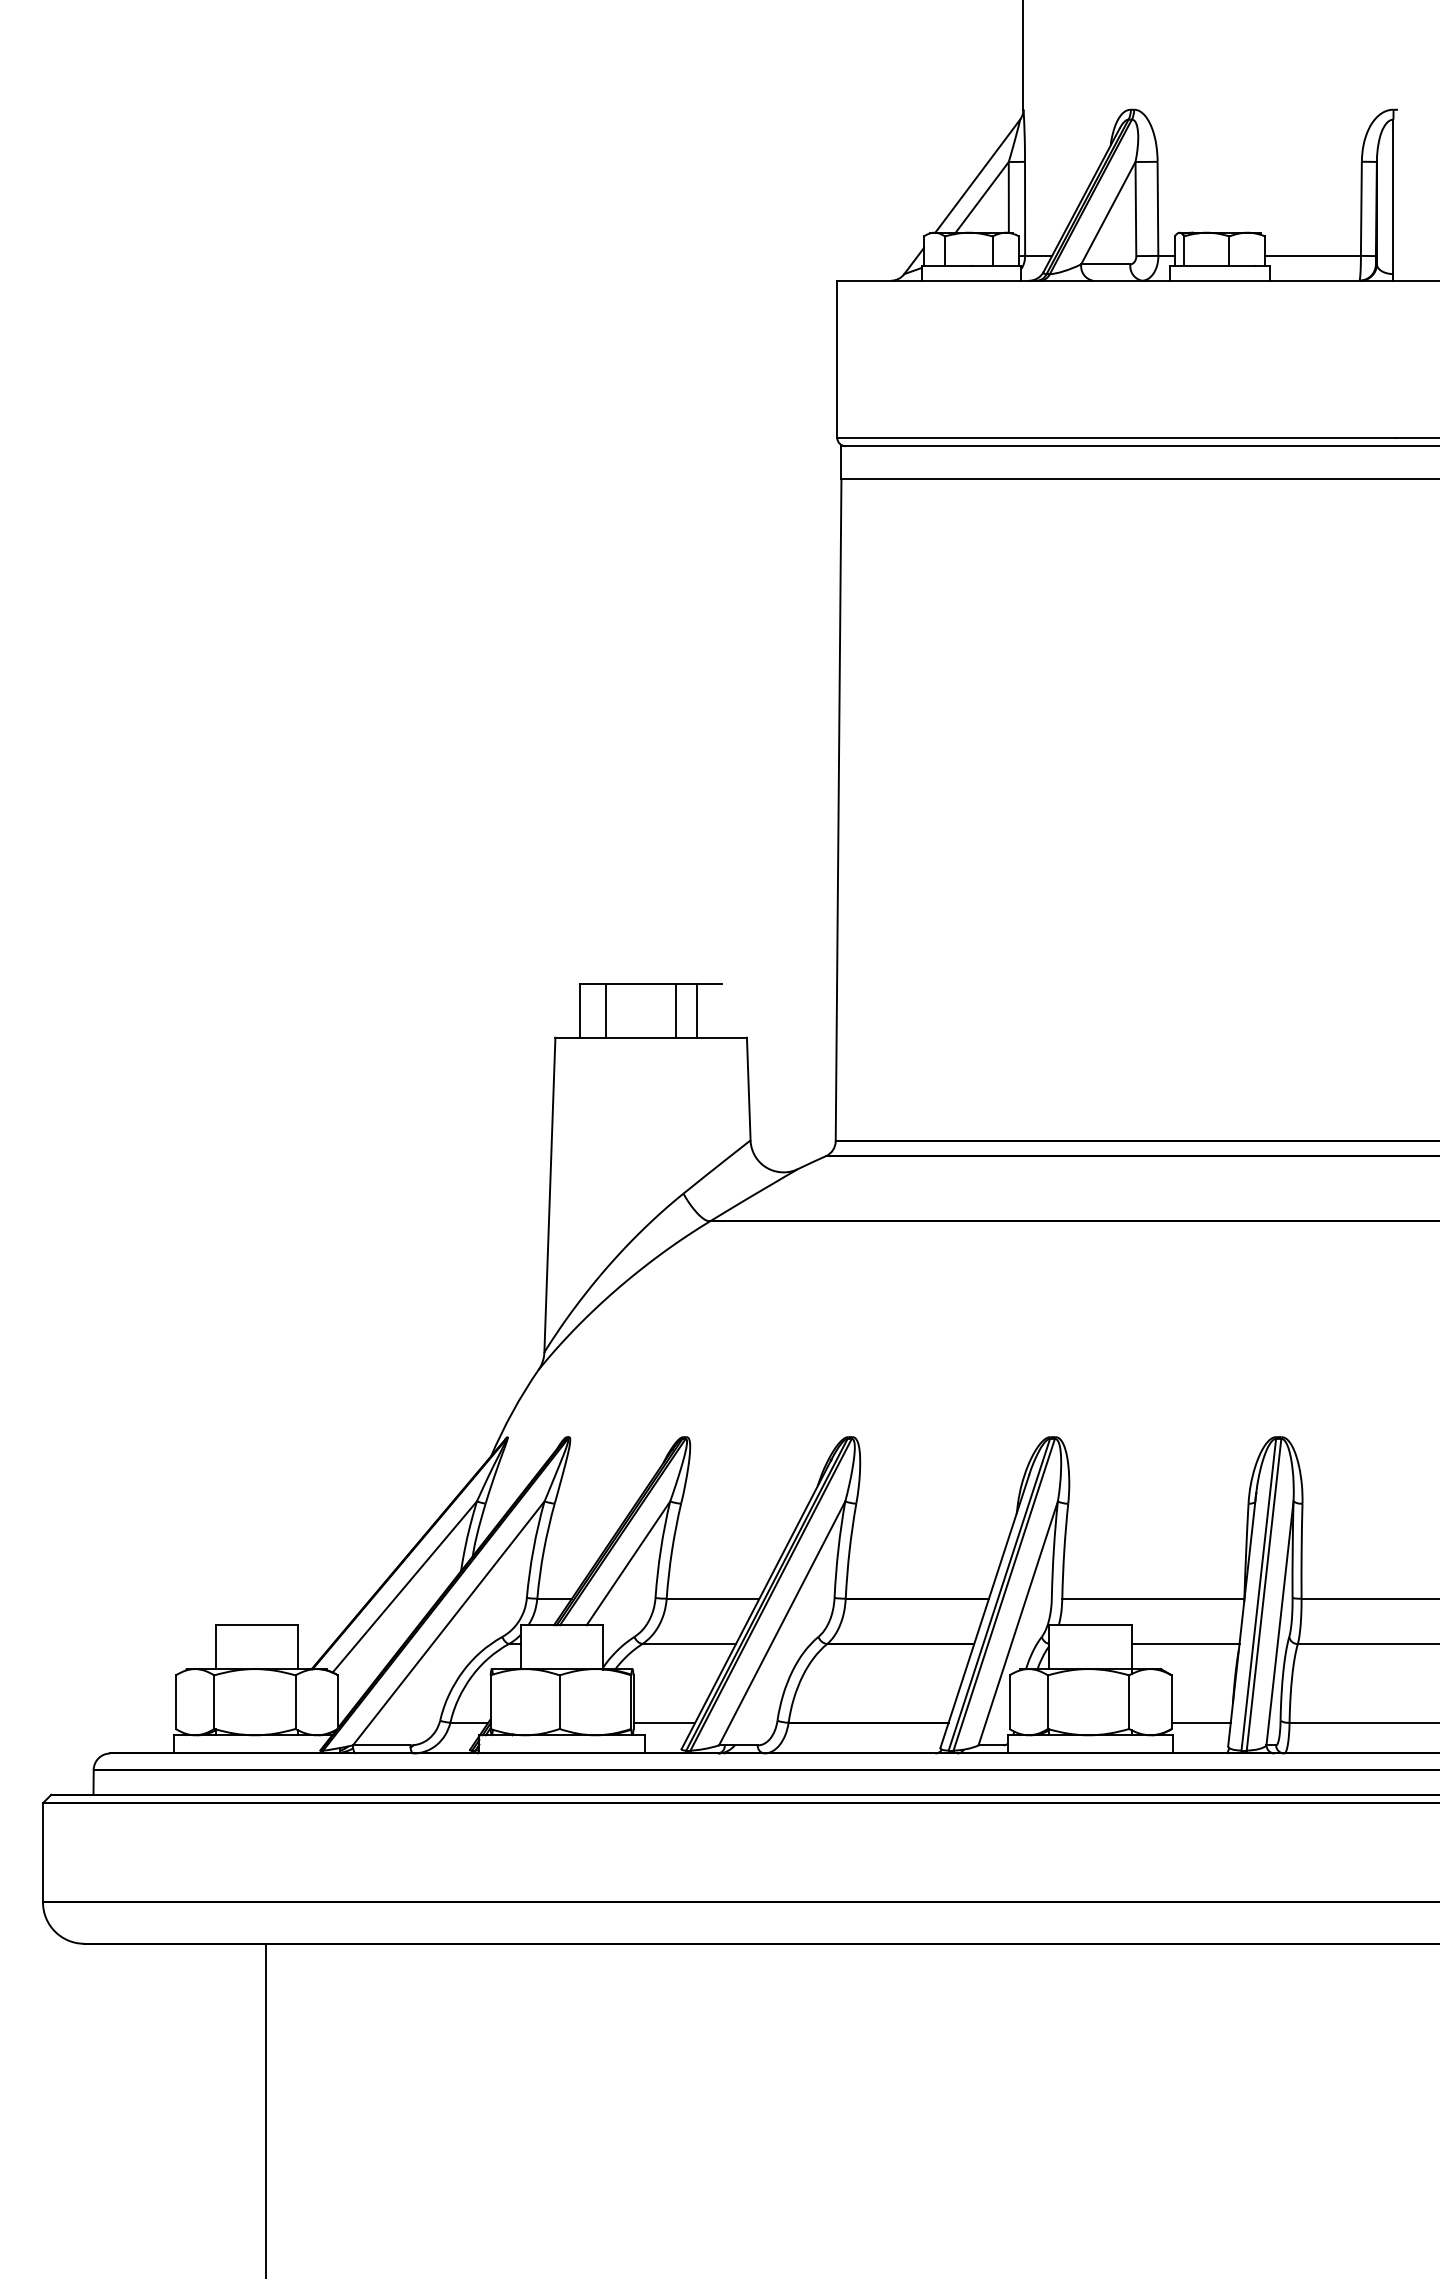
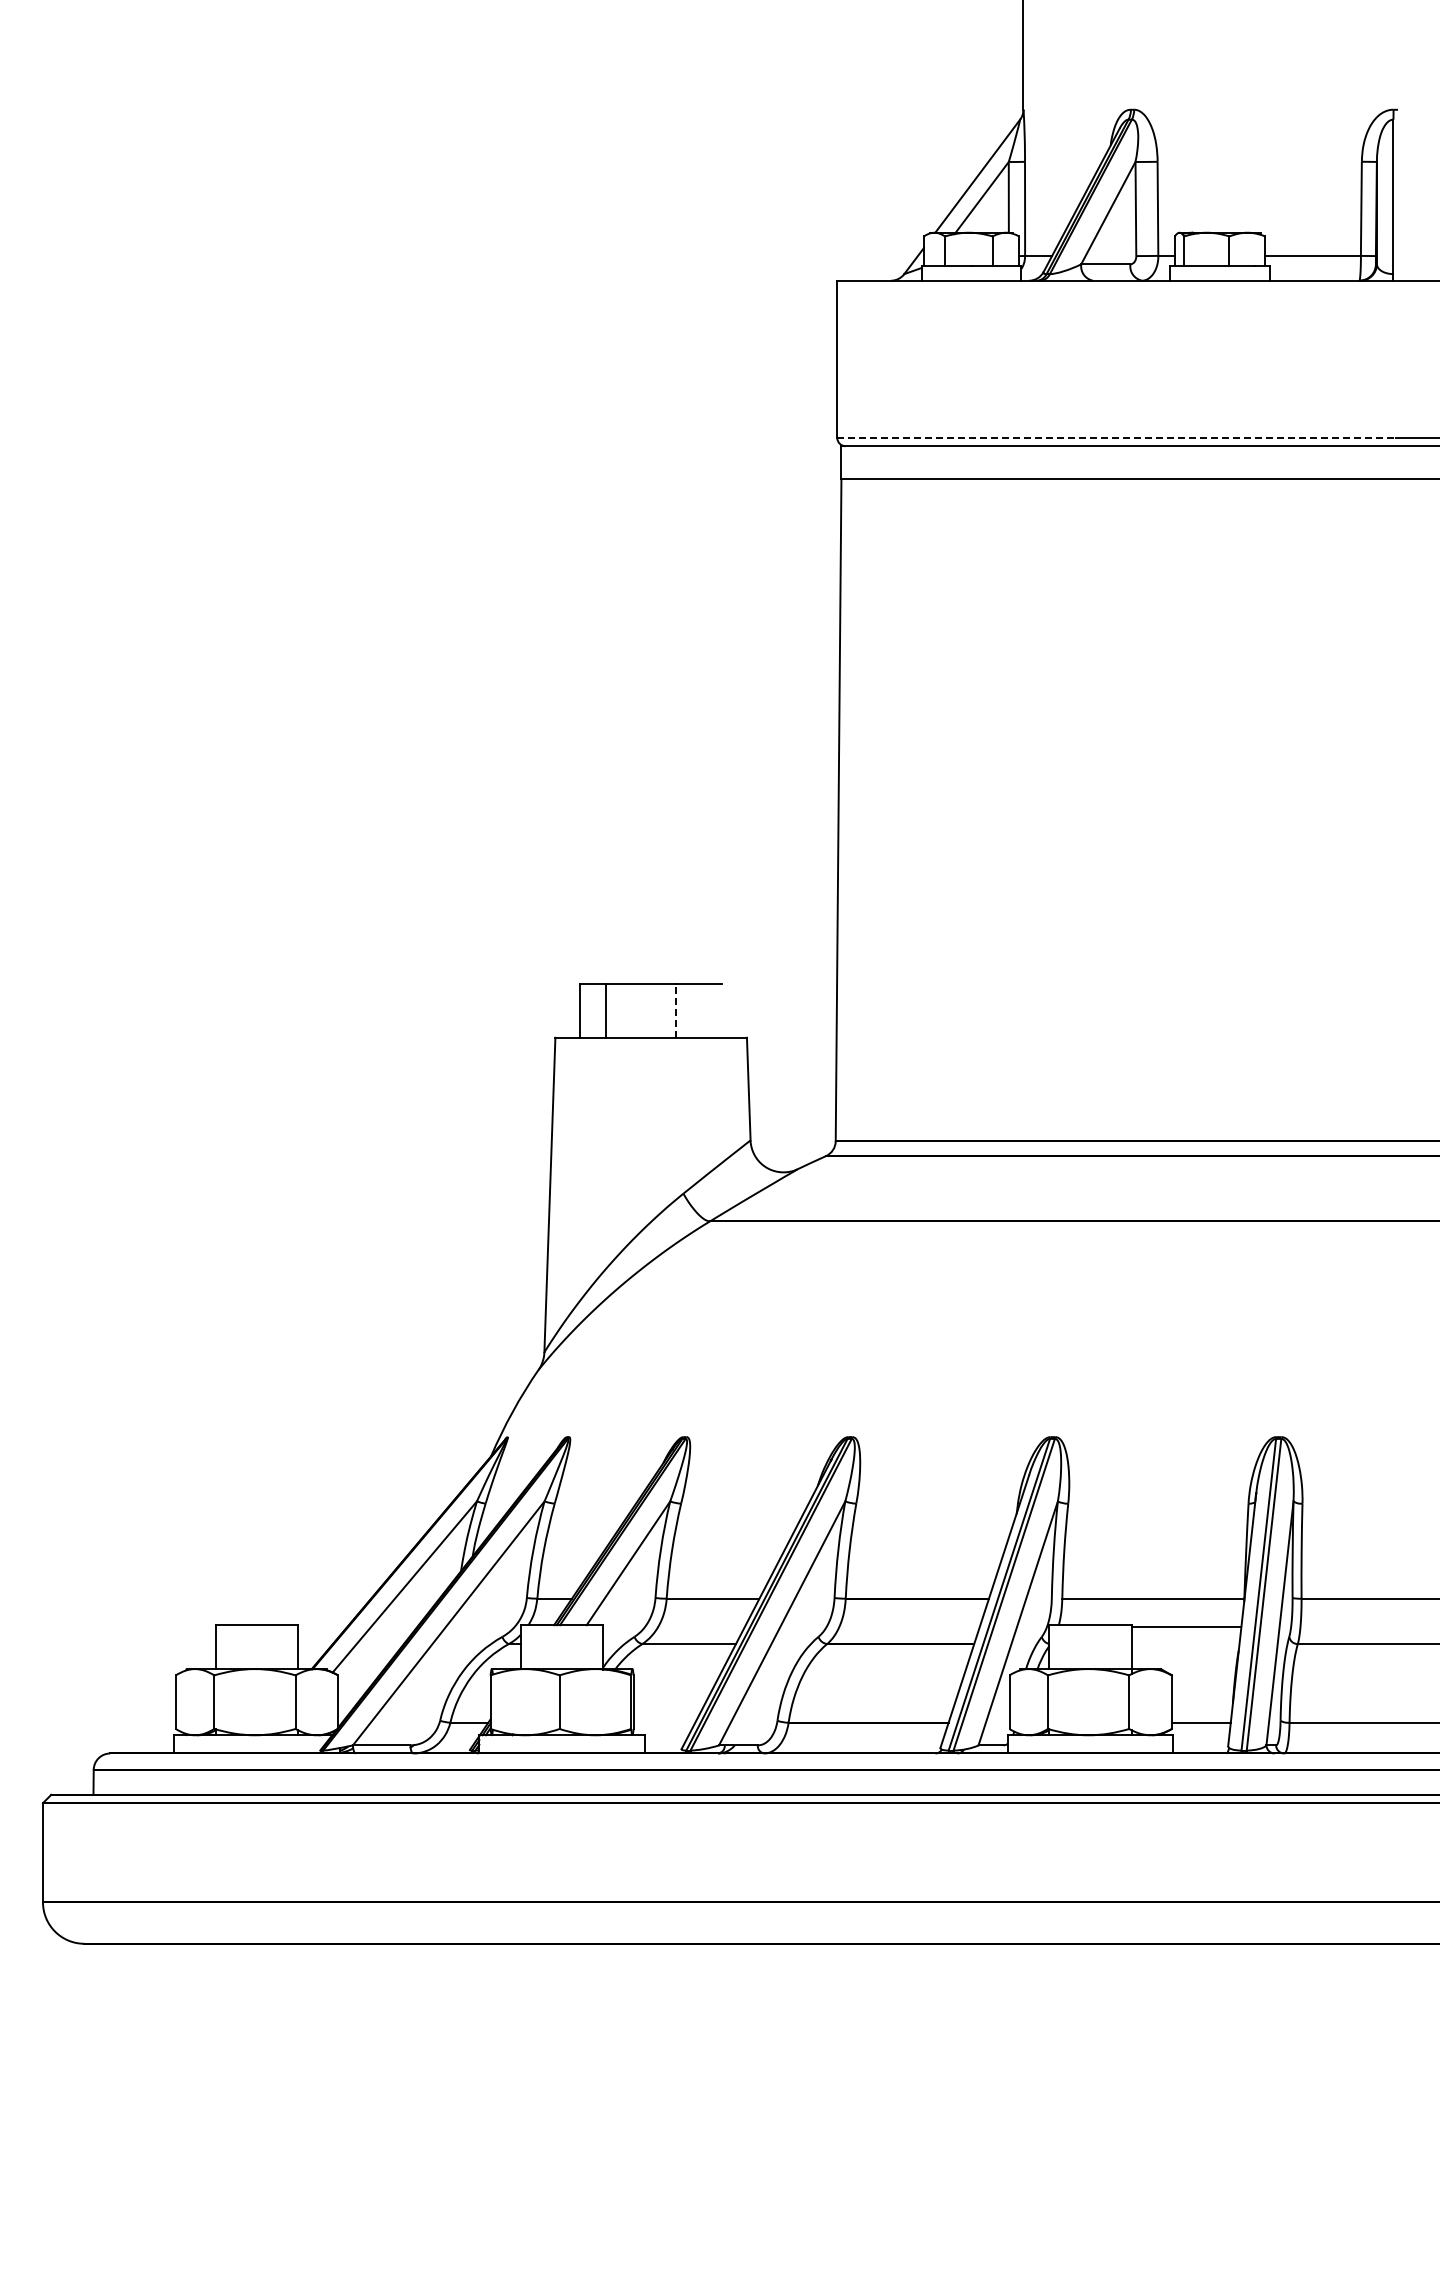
line: solid -> dashed (1117, 437)
line: solid -> dashed (676, 1010)
line: present -> none (696, 1010)
line position: (1185, 1644) -> (1185, 1627) (1185, 1627)
line: present -> none (664, 1722)
line: present -> none (266, 2109)
